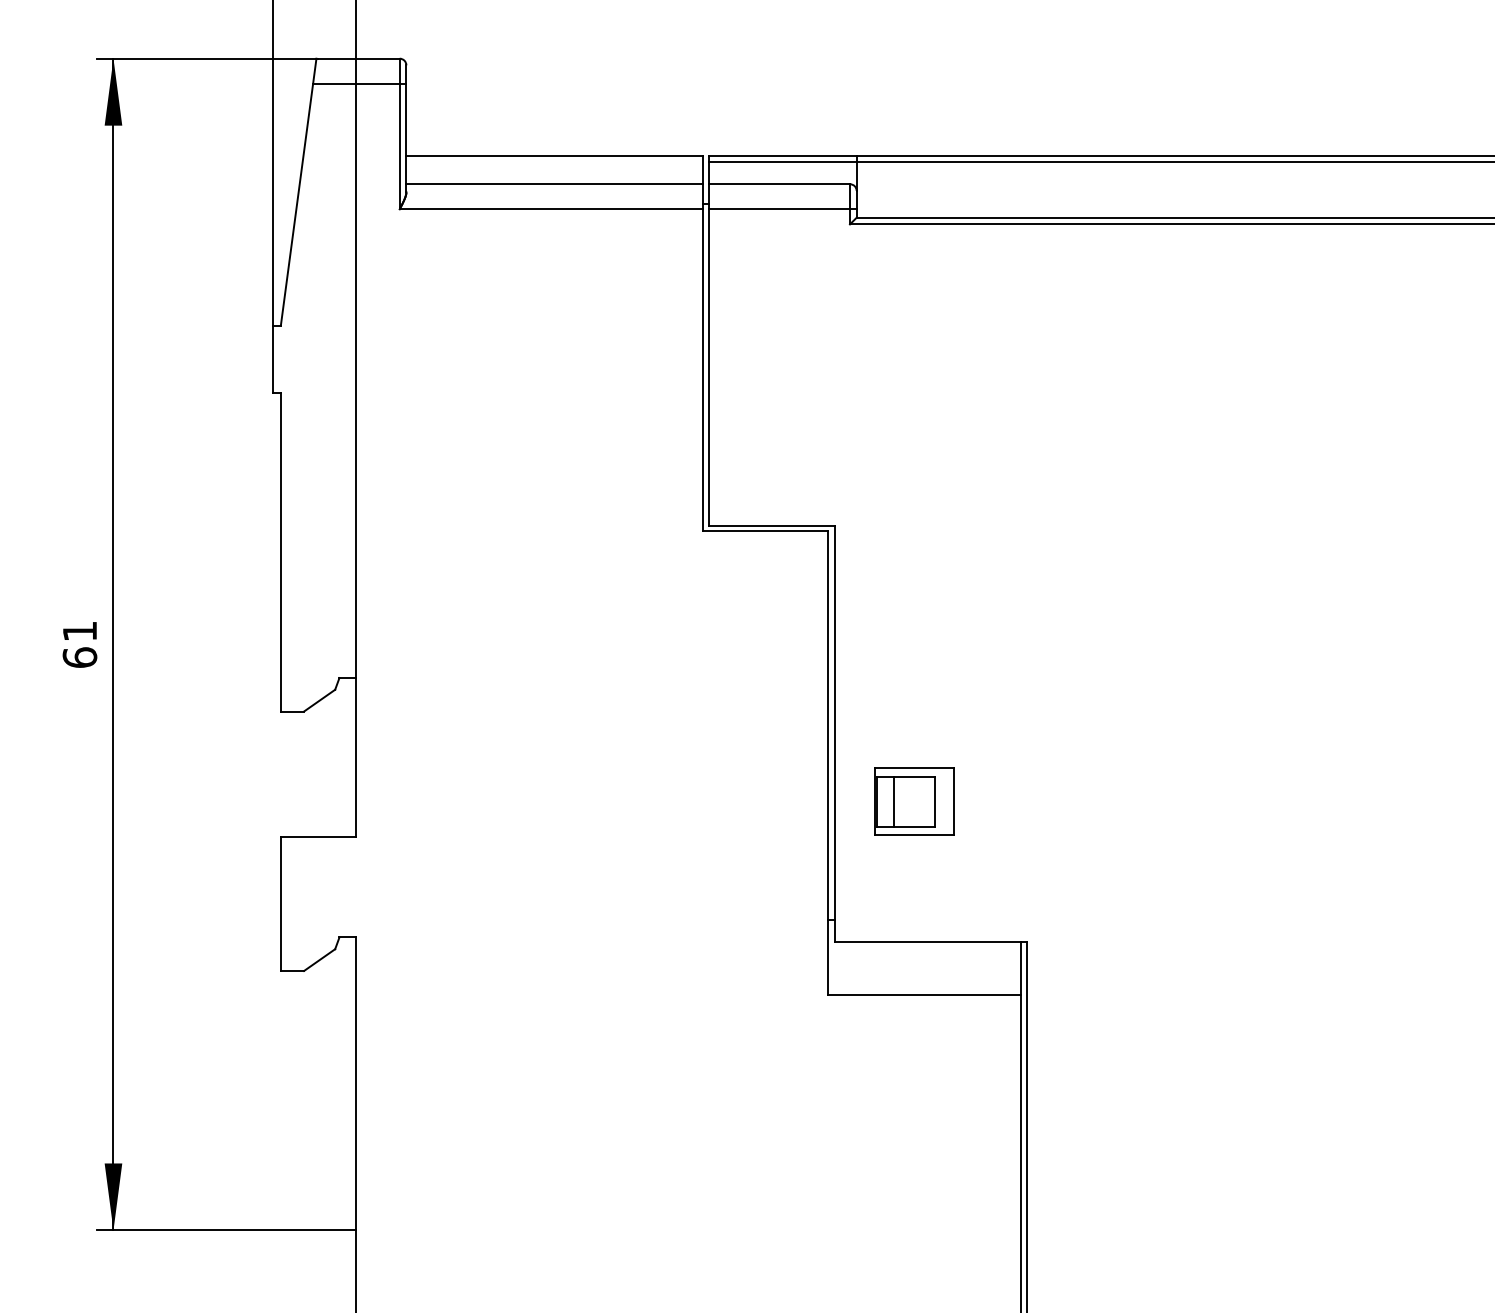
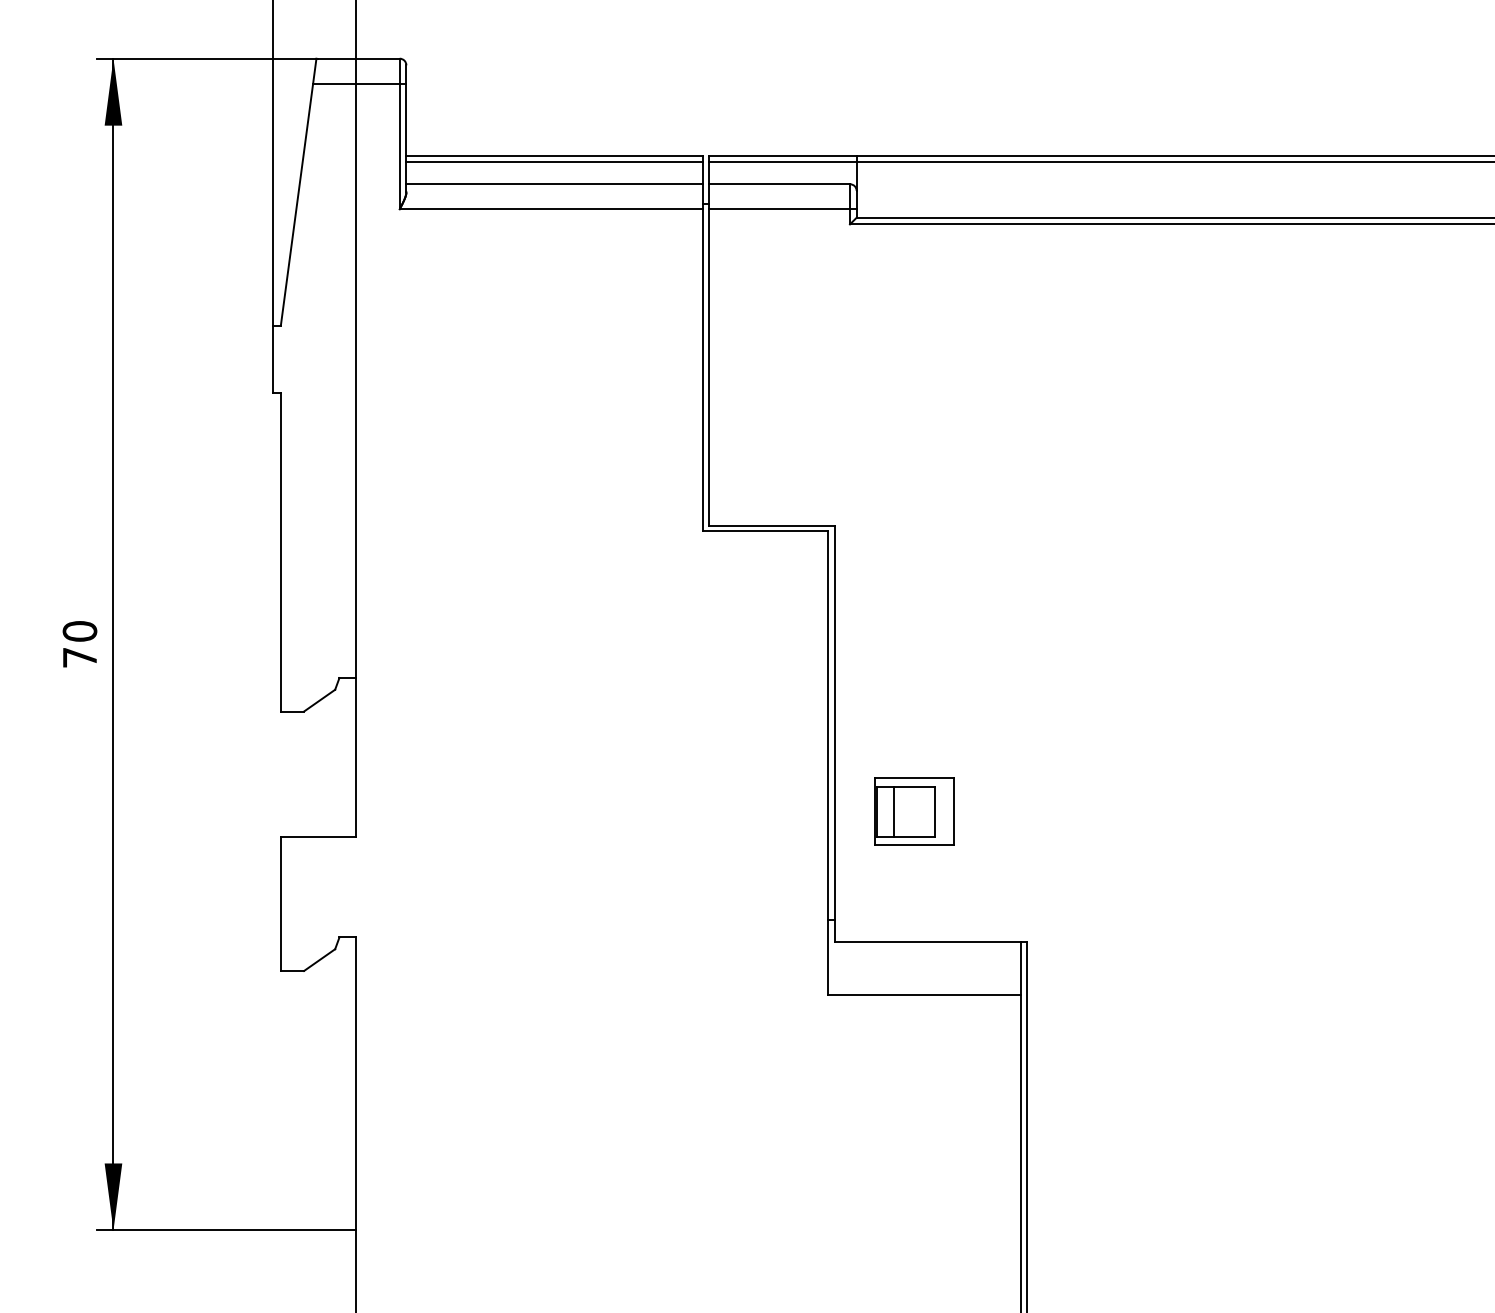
line: none -> present (554, 162)
text: 61 -> 70 (79, 644)
part position: (914, 801) -> (914, 811) (914, 811)
